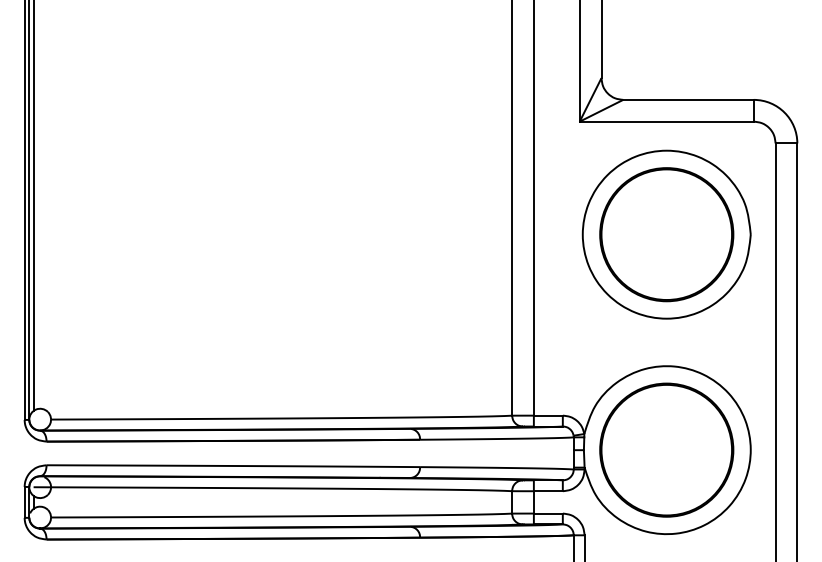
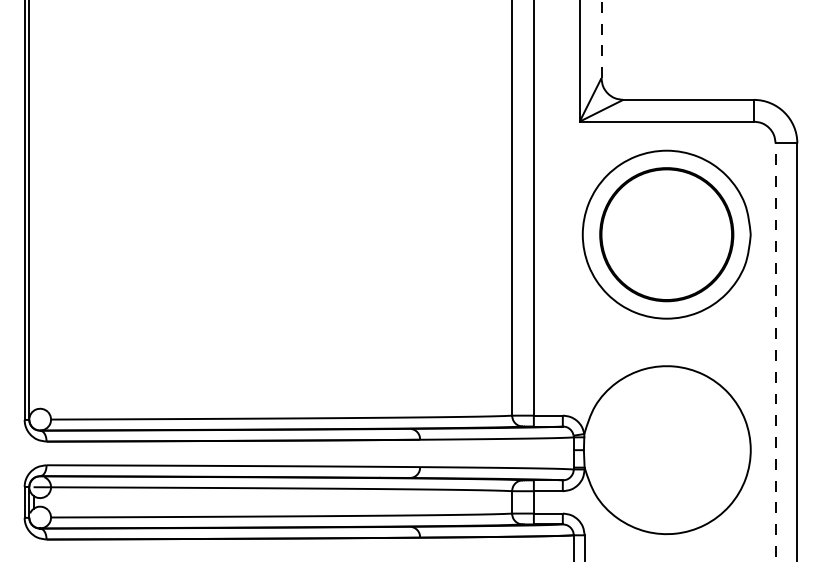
line: solid -> dashed (601, 39)
line: present -> none (33, 206)
line: solid -> dashed (775, 352)
part: present -> none (666, 449)
